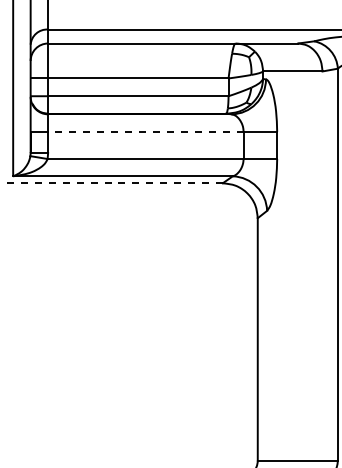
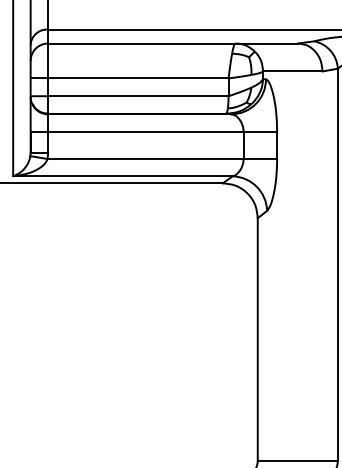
line: dashed -> solid (145, 131)
line: dashed -> solid (111, 183)
